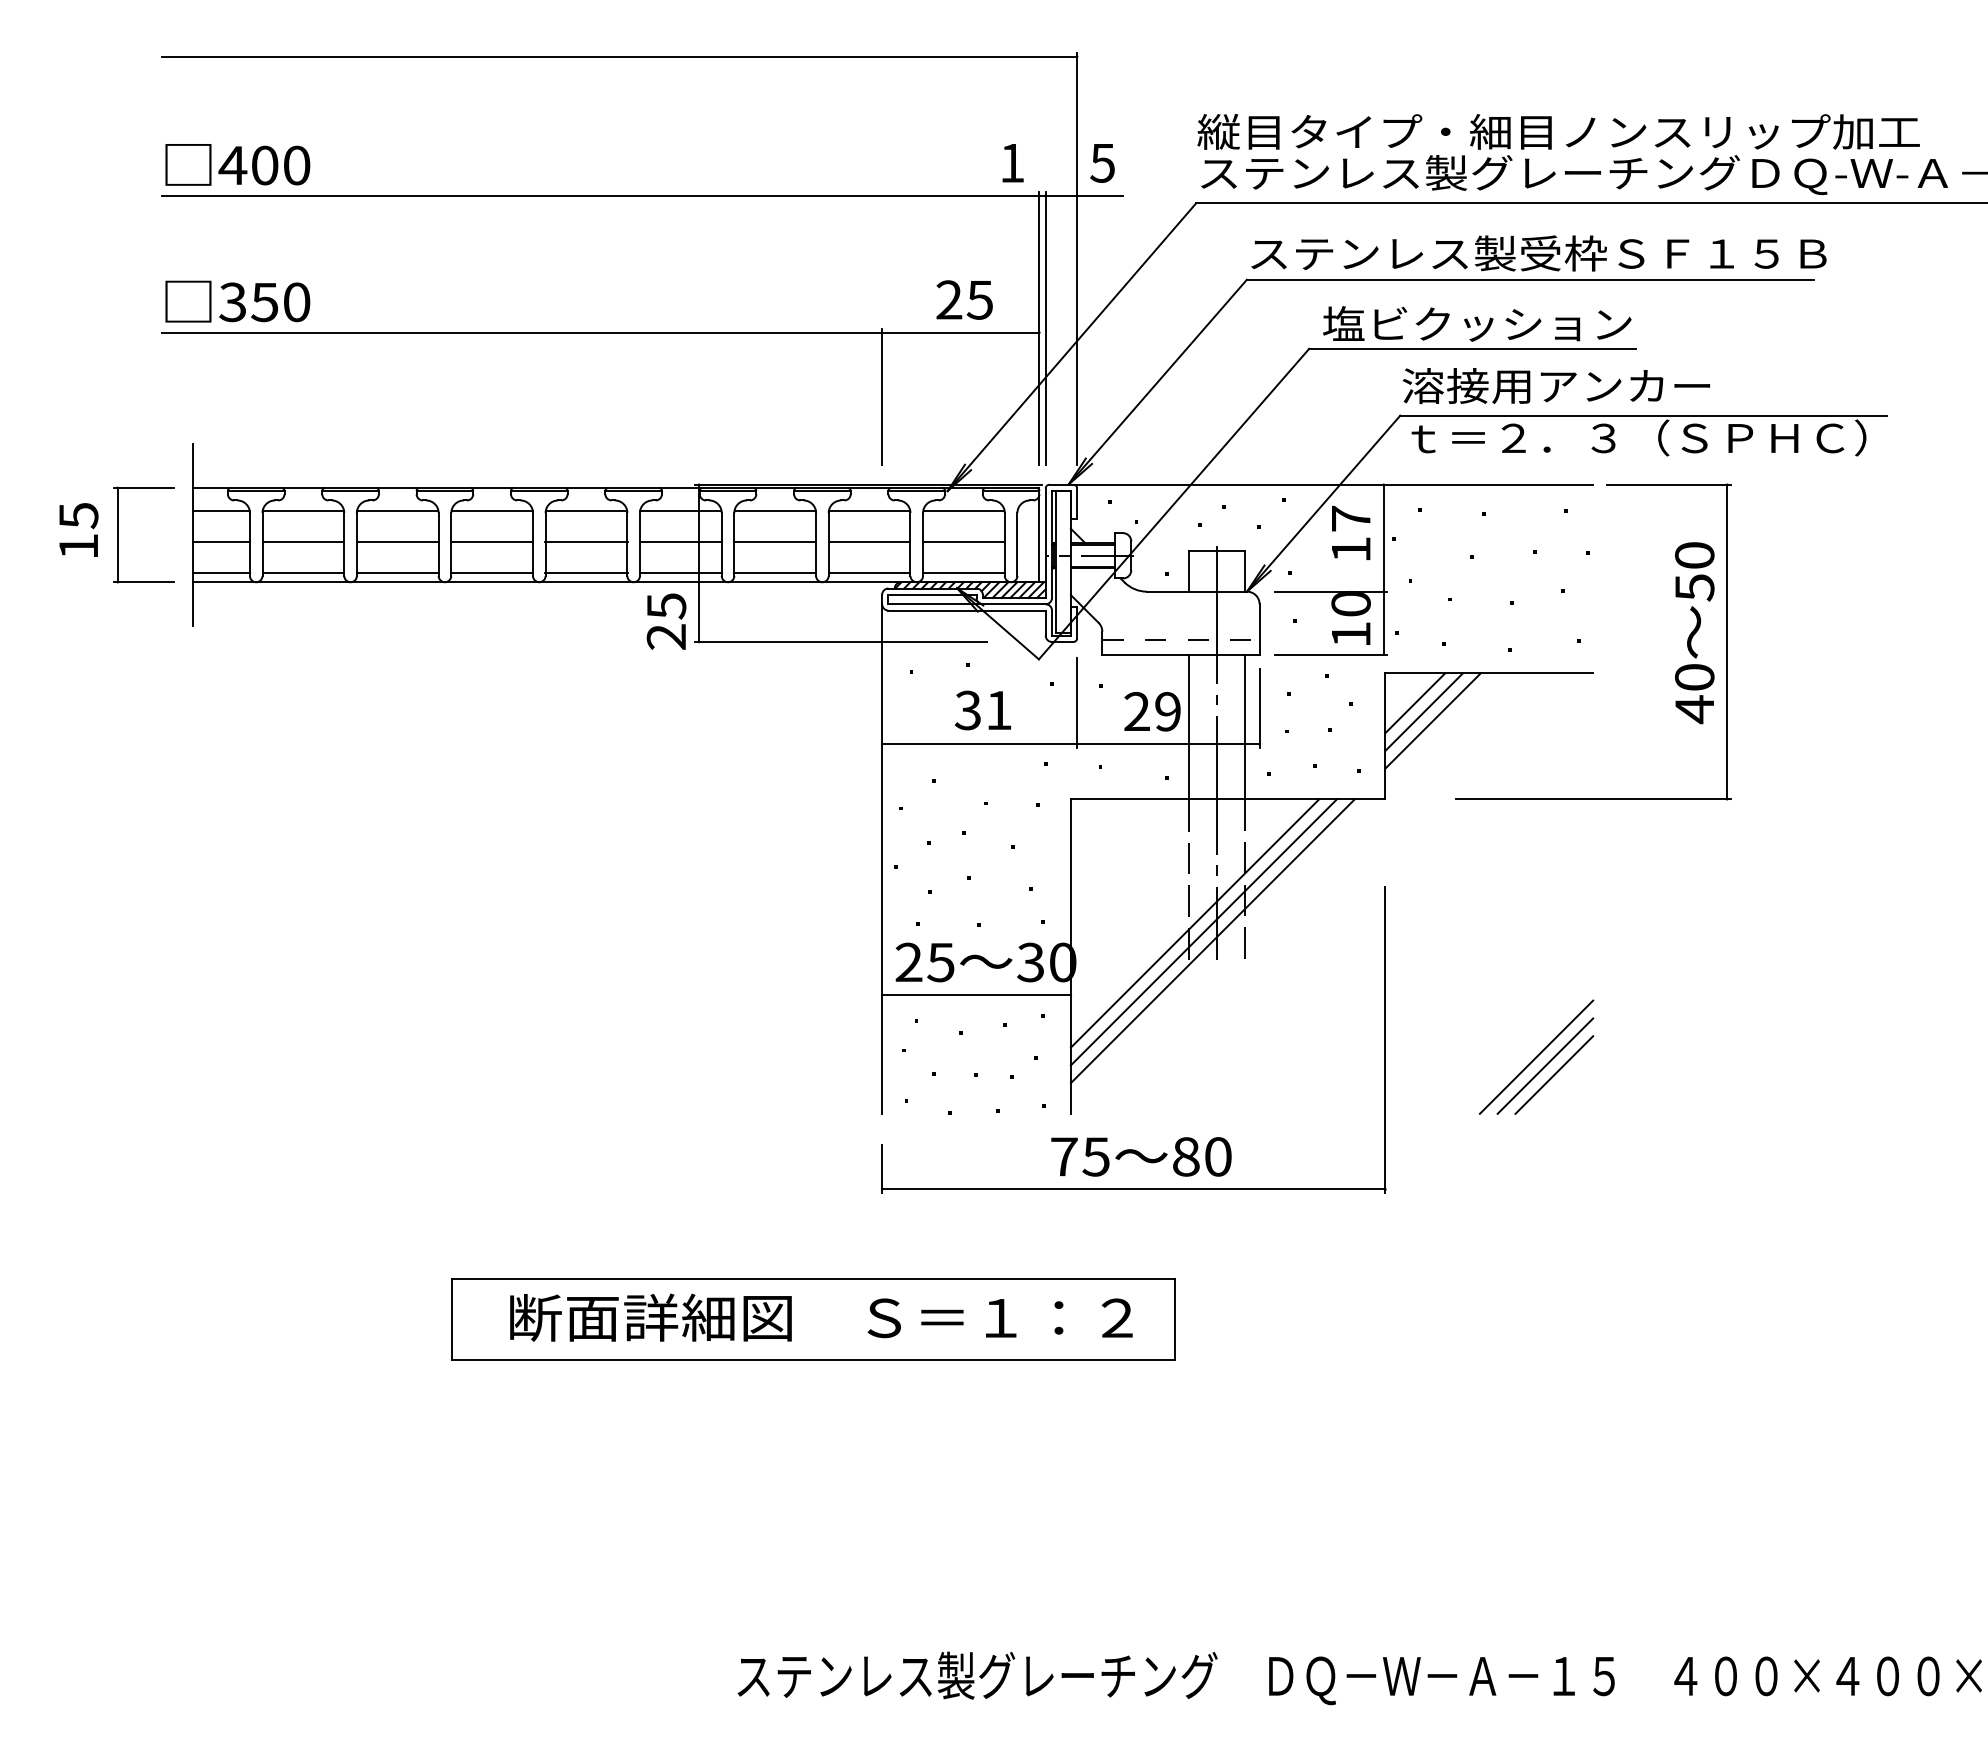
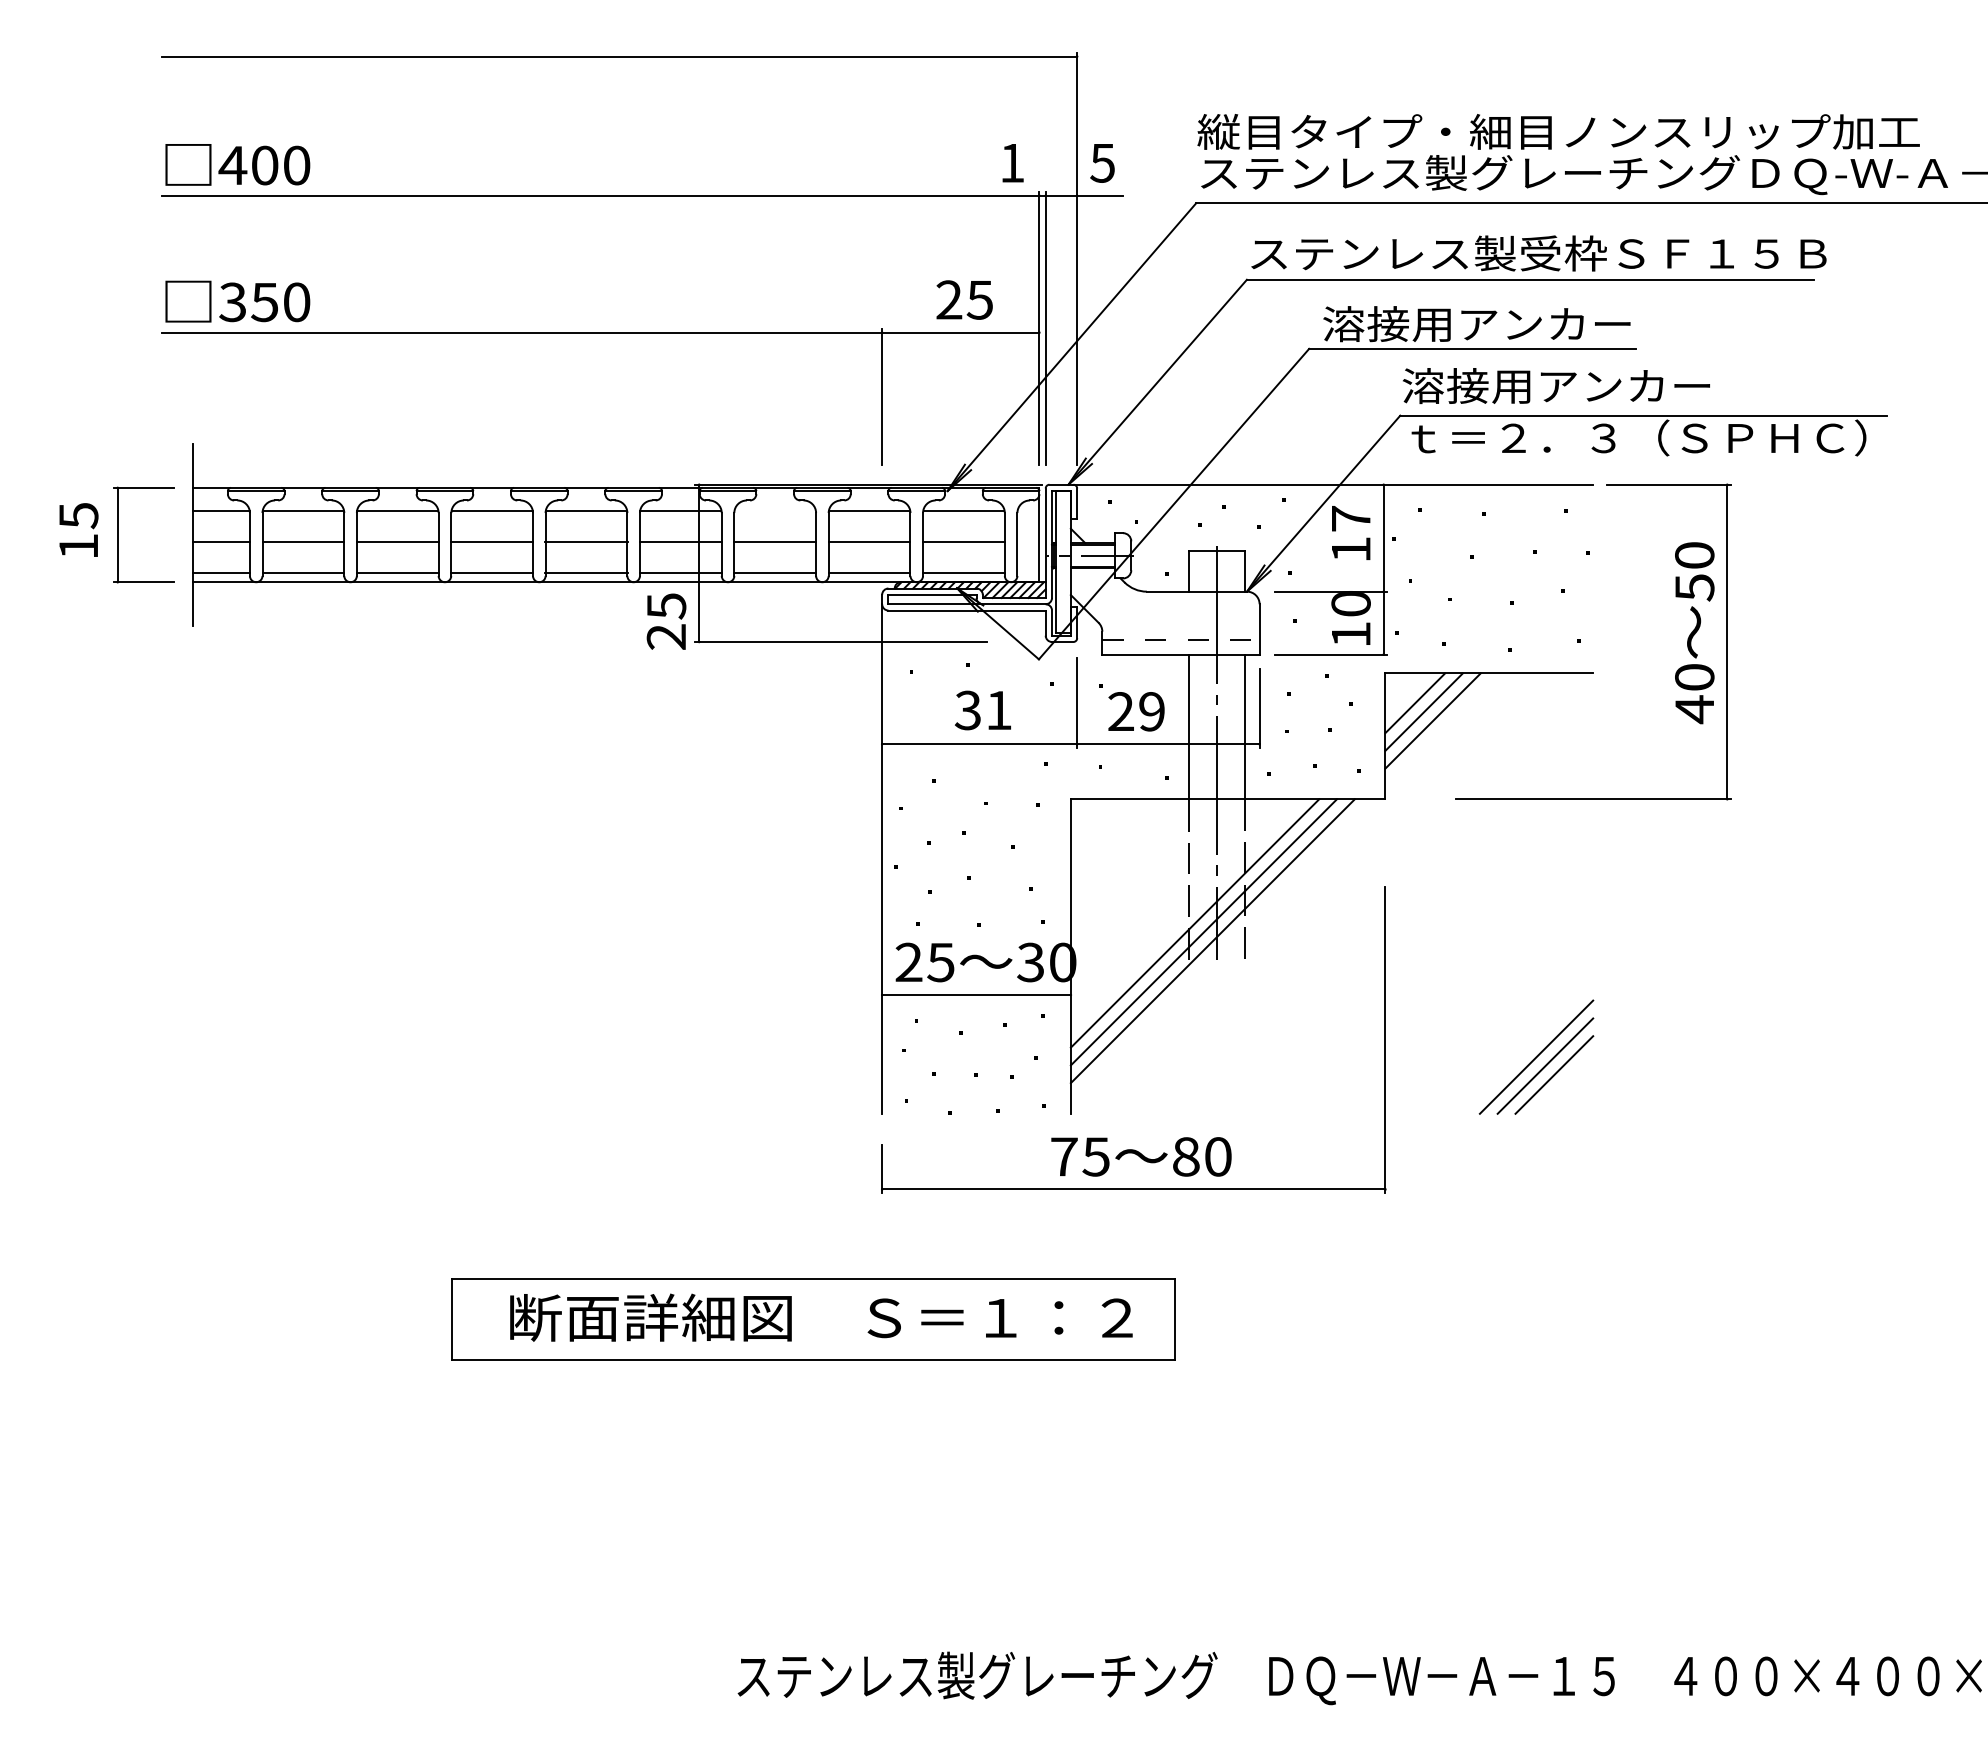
text: 塩ビクッション -> 溶接用アンカー (1477, 324)
line: present -> none (774, 510)
text position: (1152, 711) -> (1136, 711) (1136, 711)
